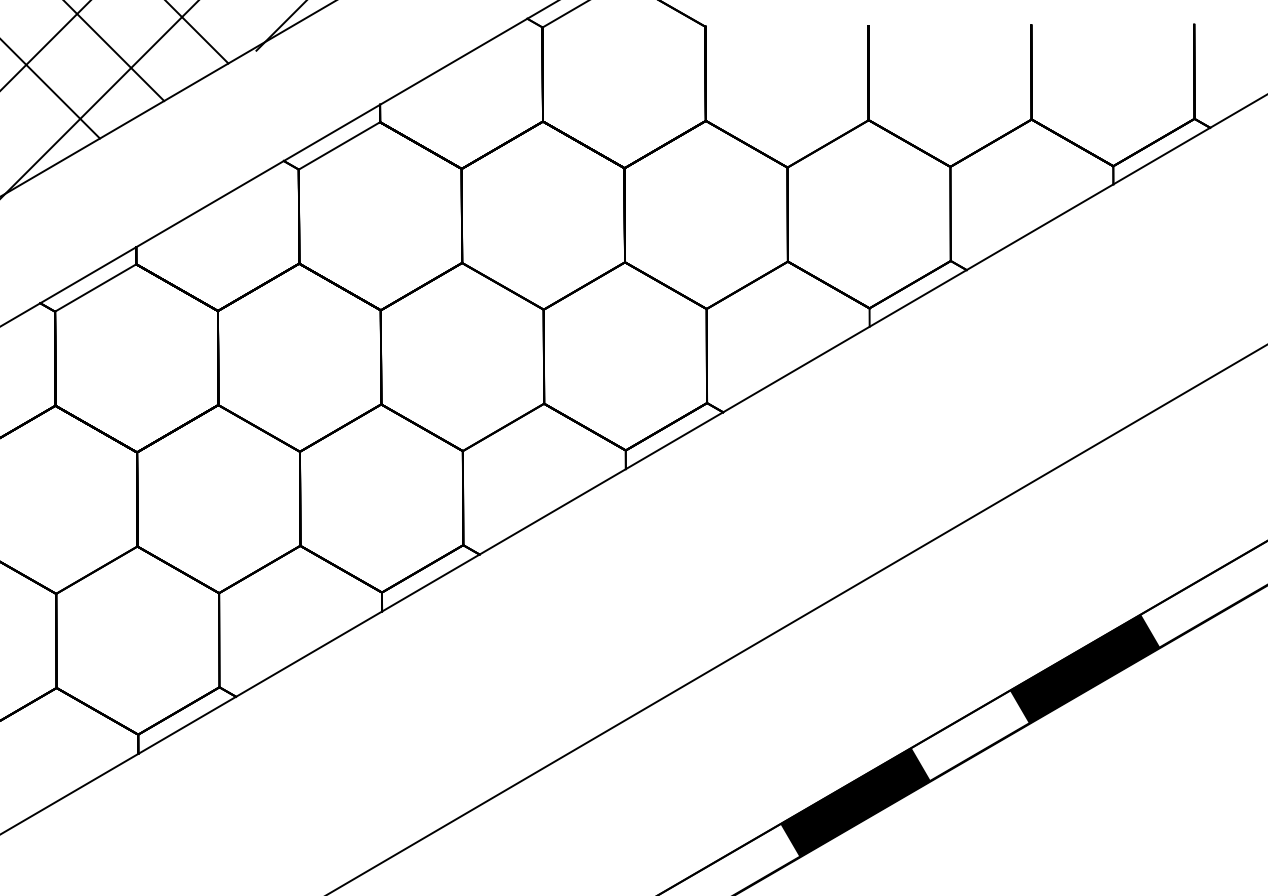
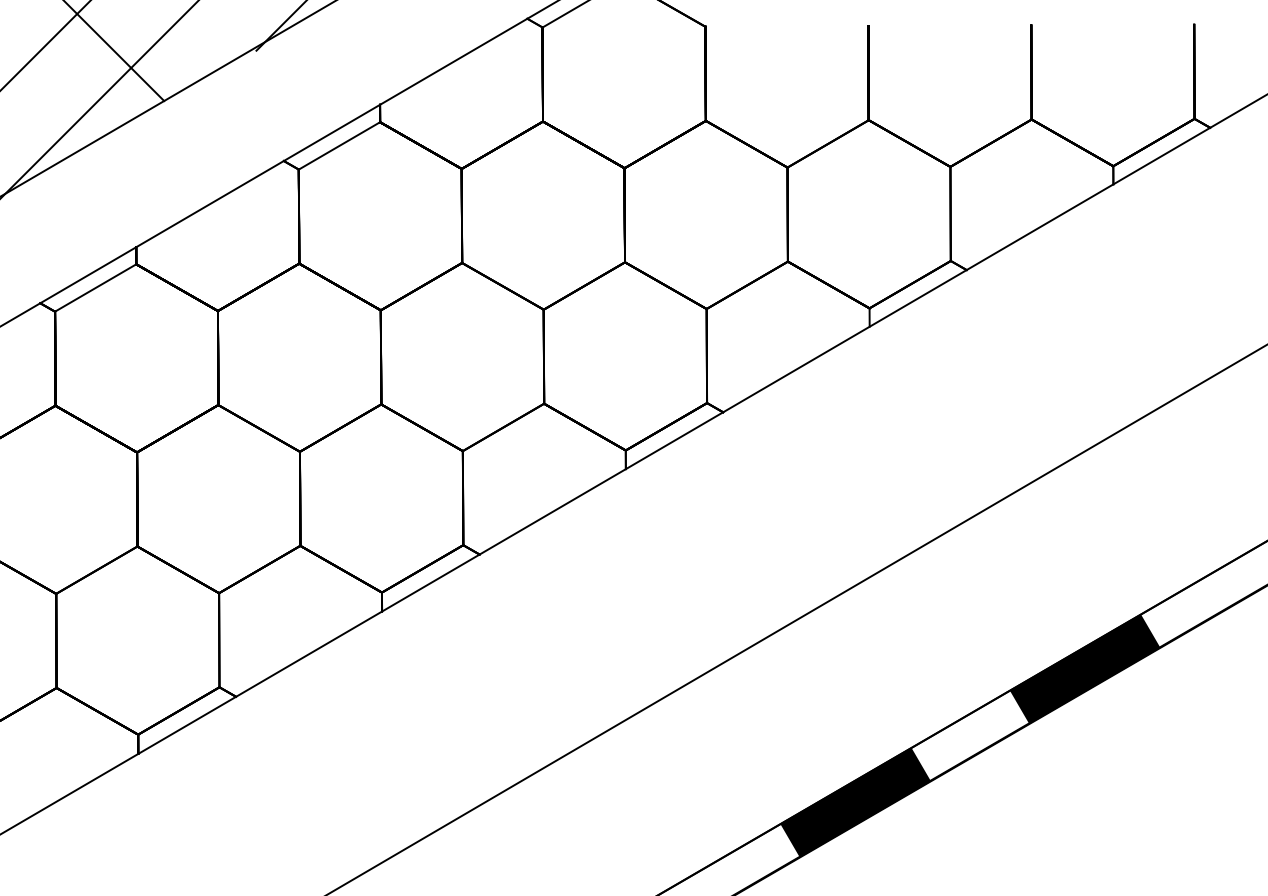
line: present -> none (197, 32)
line: present -> none (50, 89)
